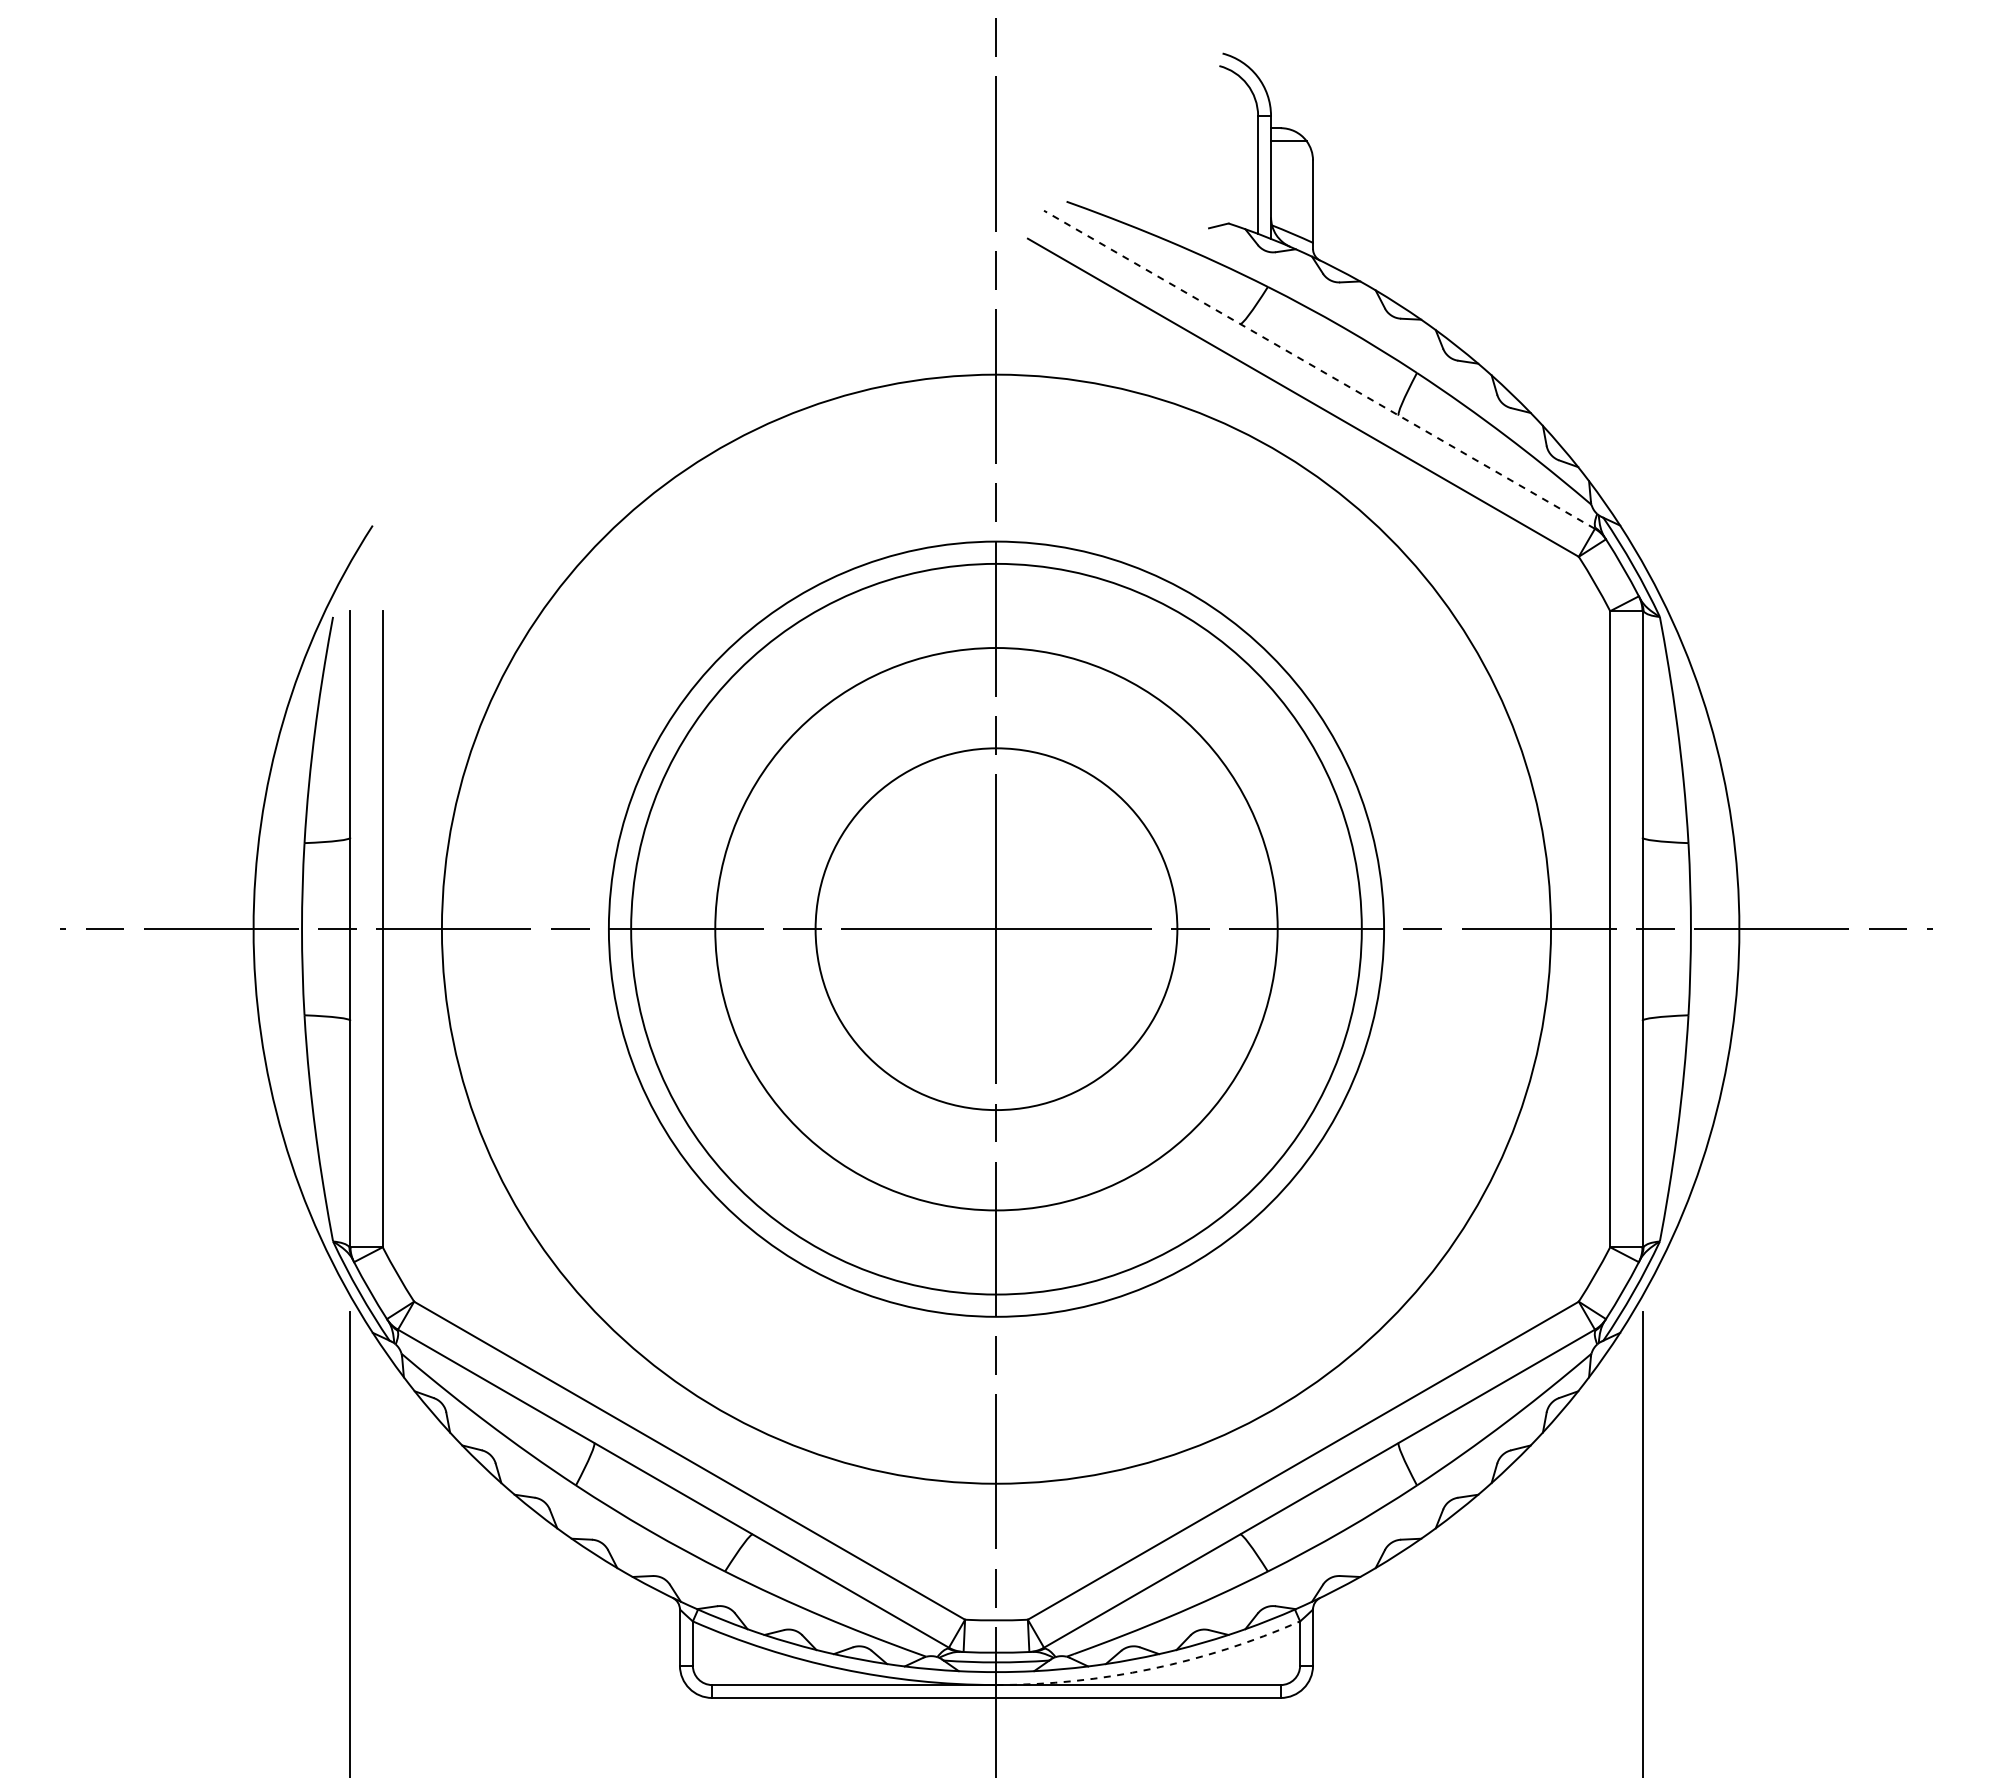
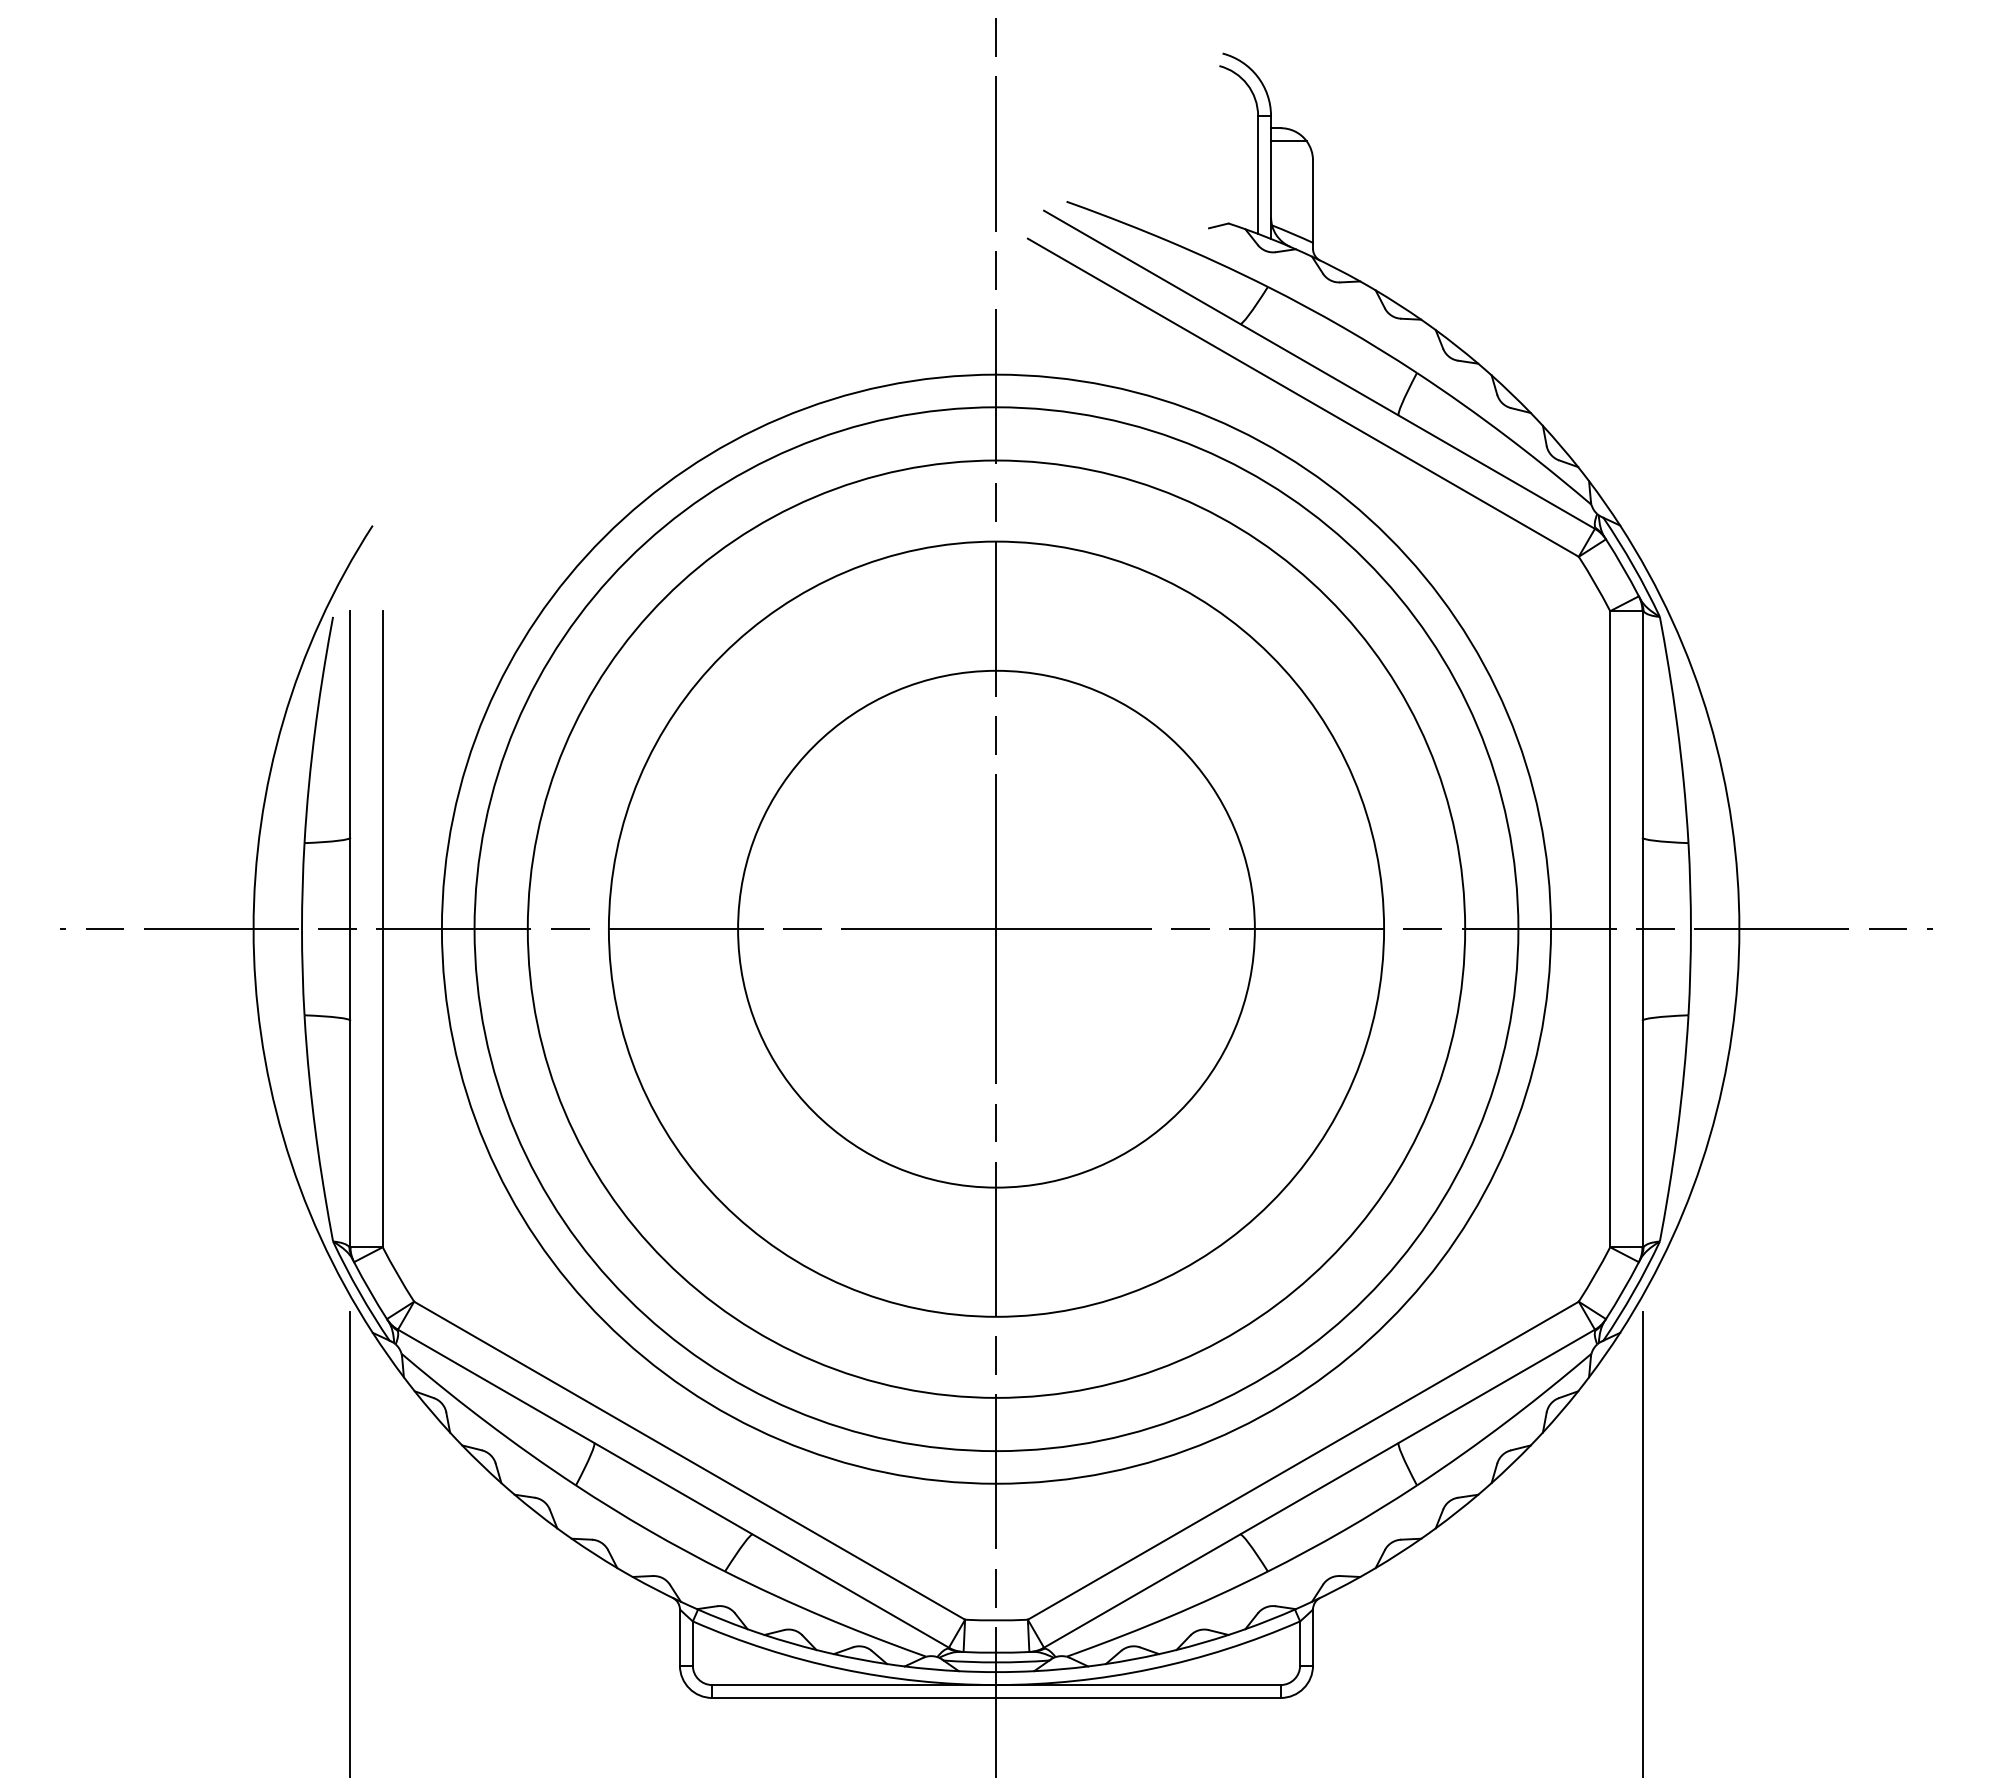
line: dashed -> solid (1319, 369)
circle diameter: 731 px -> 1044 px (996, 929)
circle diameter: 362 px -> 517 px (996, 928)
circle diameter: 562 px -> 937 px (996, 928)
arc: dashed -> solid (1151, 1668)
